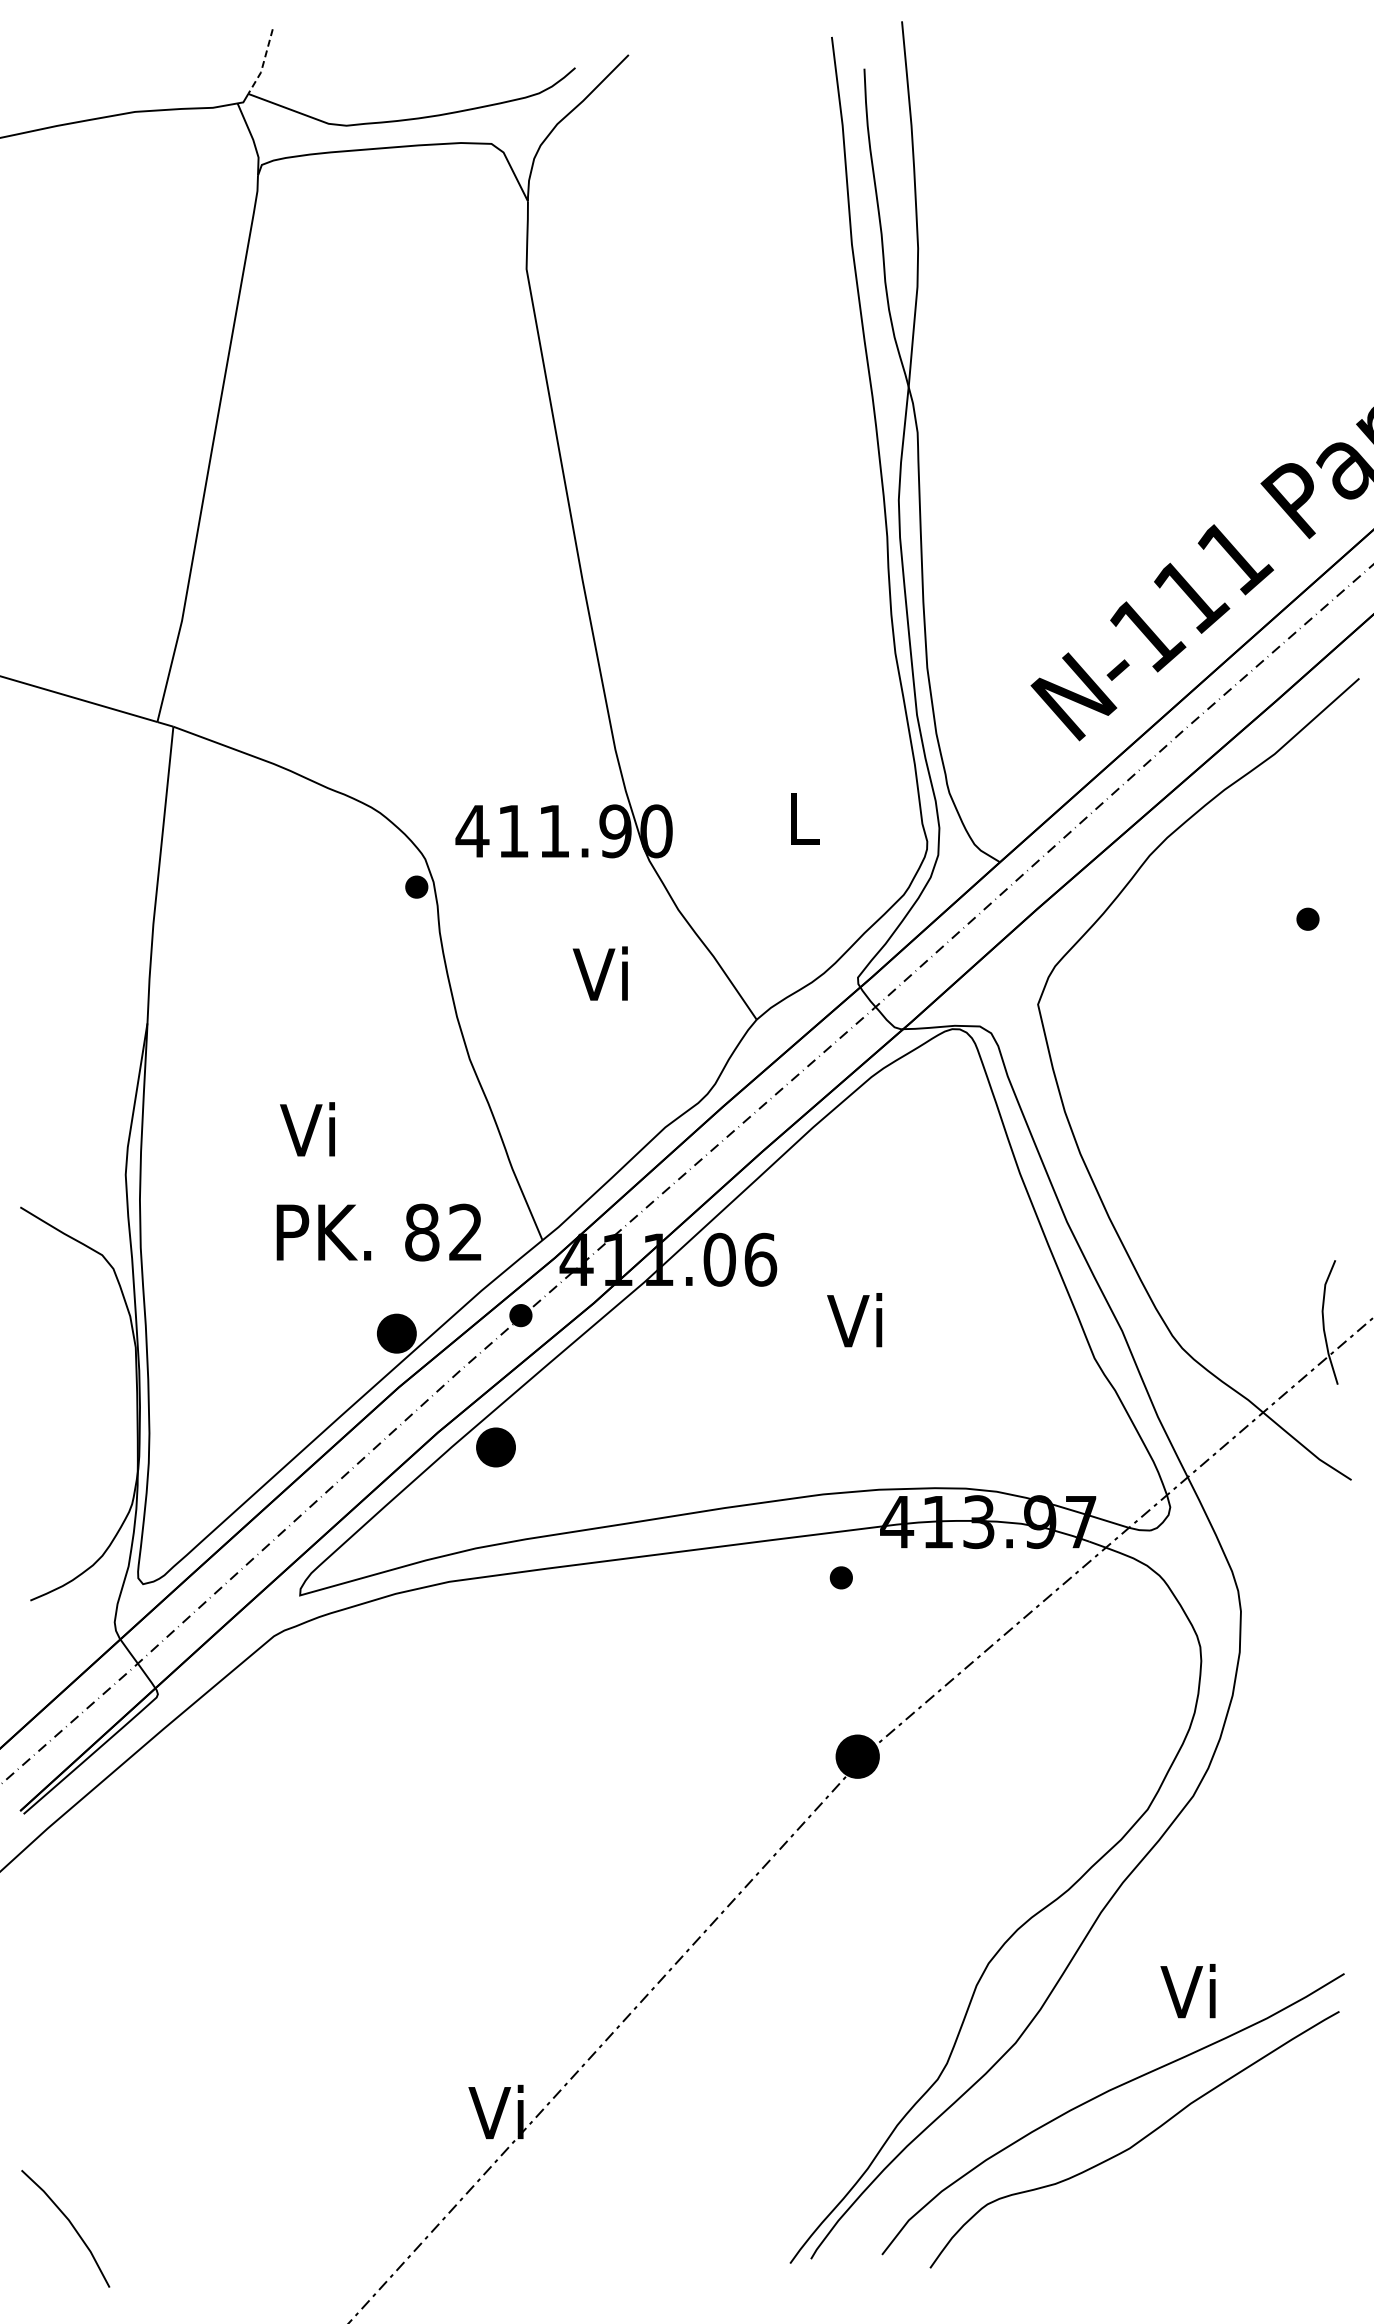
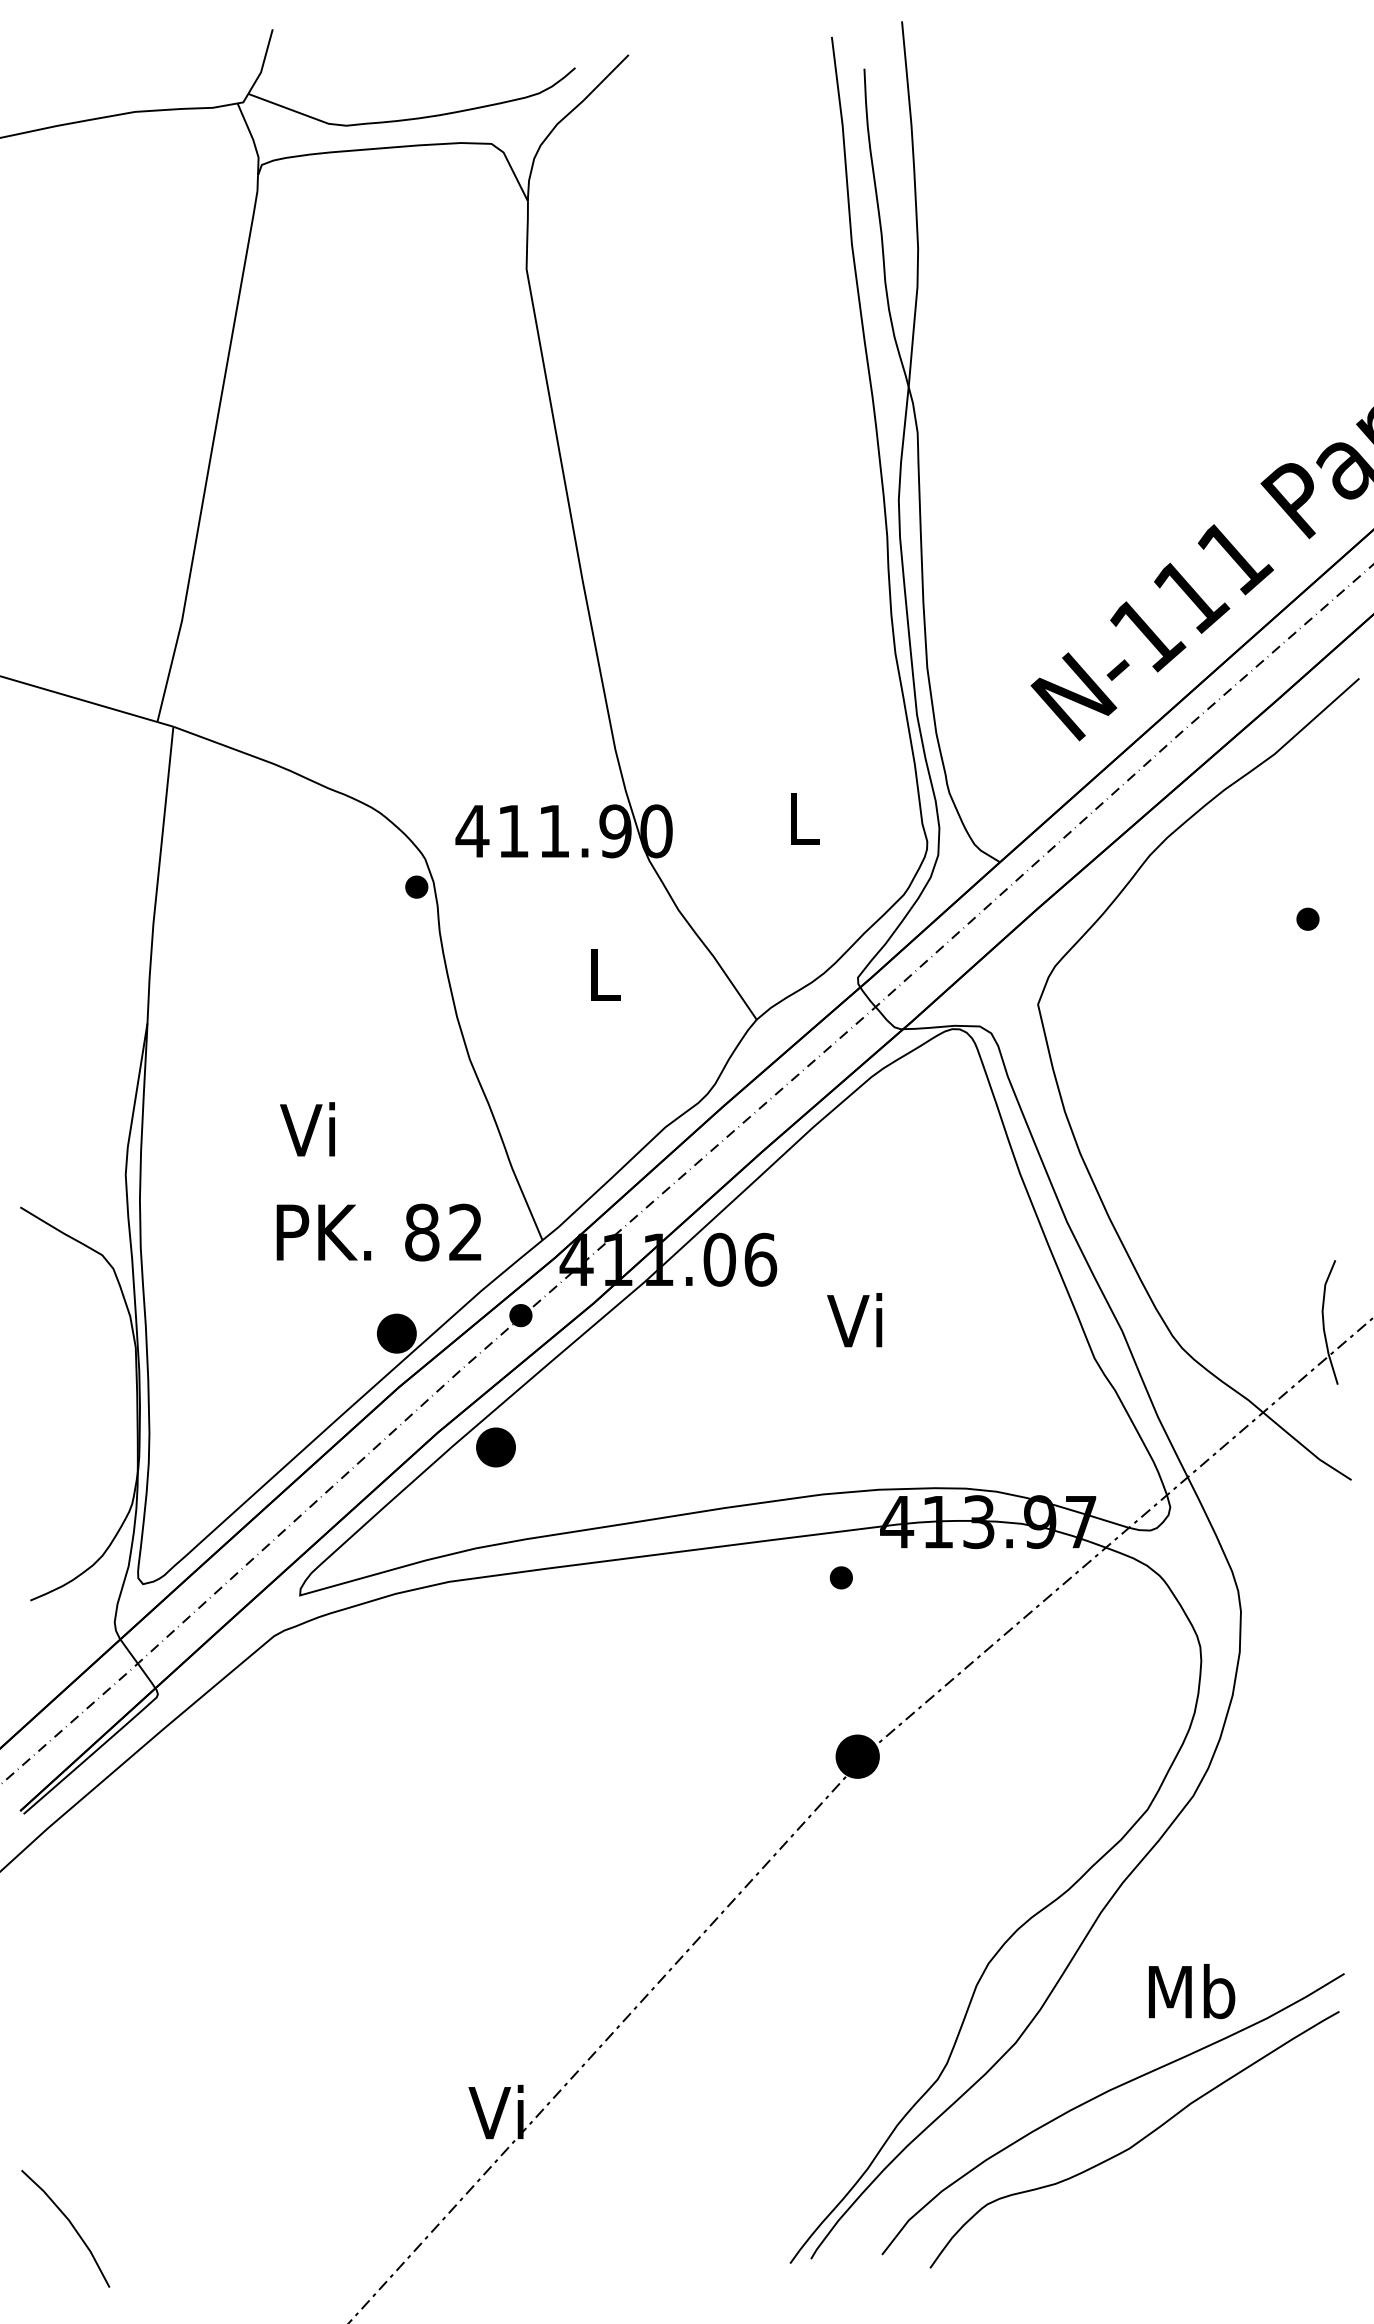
line: dashed -> solid (263, 63)
text: Vi -> L (599, 973)
text: Vi -> Mb (1191, 1991)
